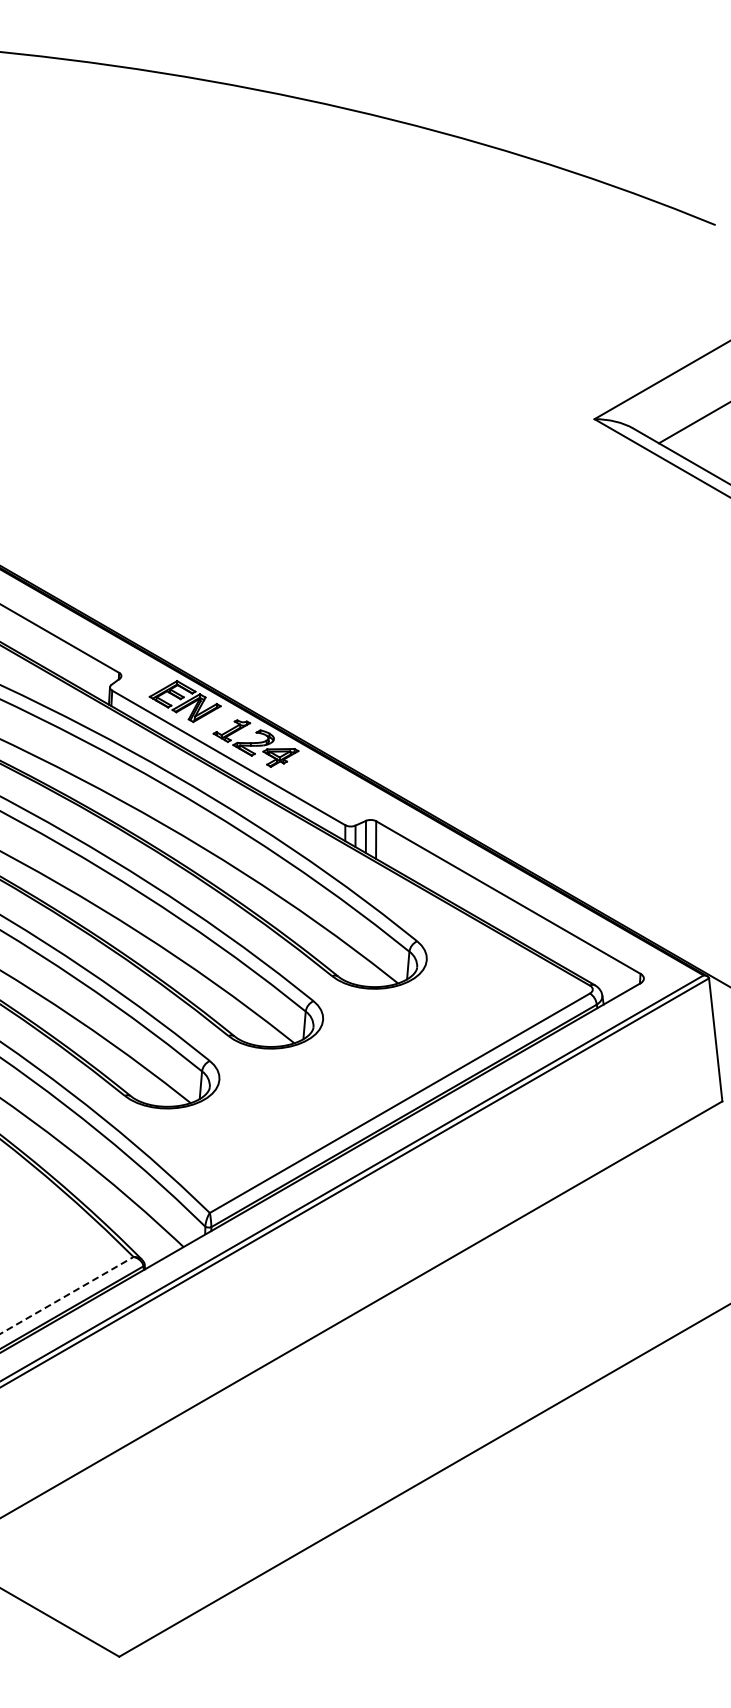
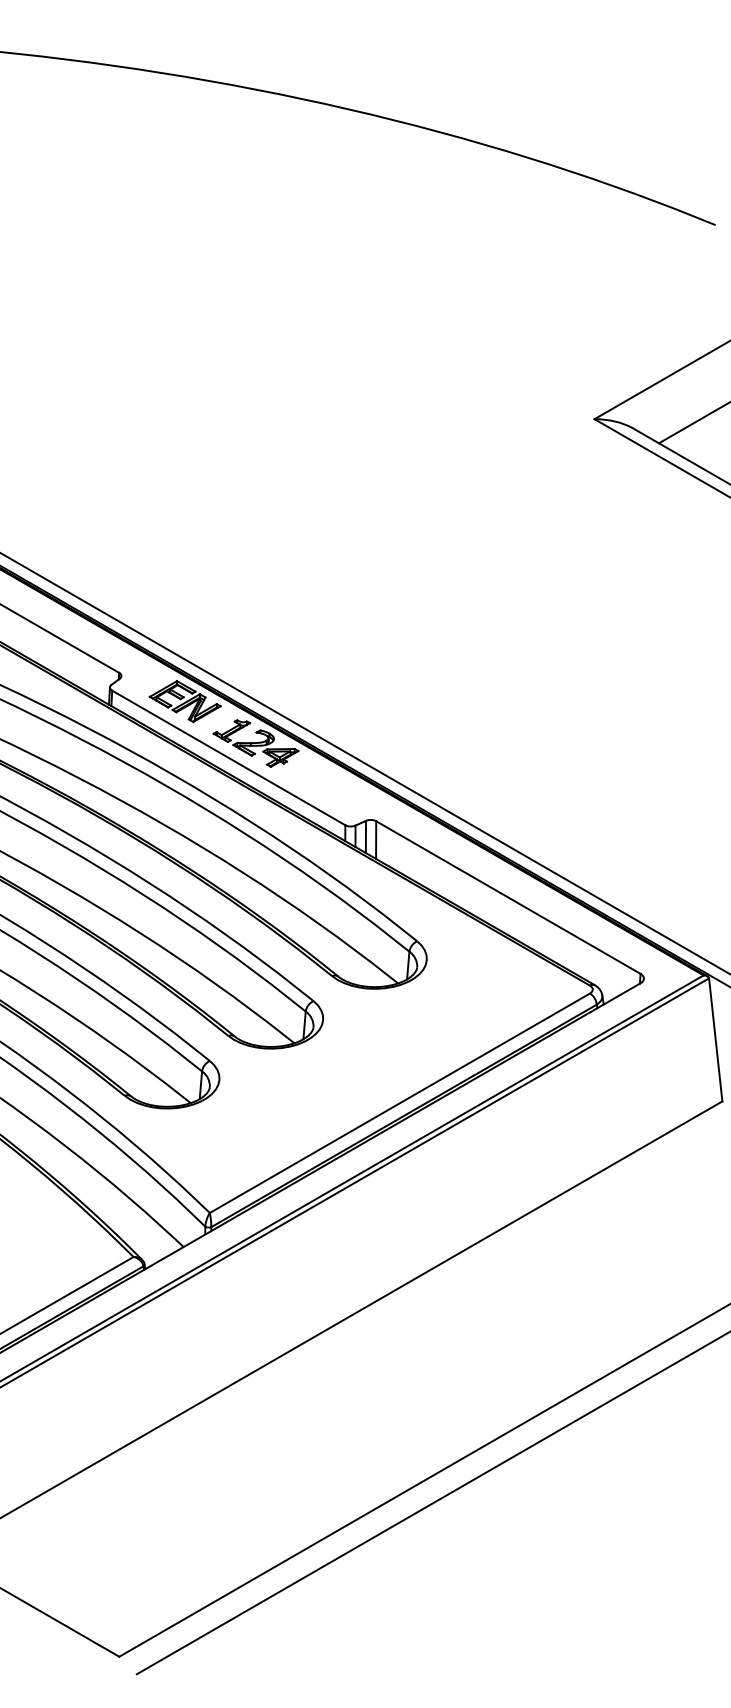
line: none -> present (364, 763)
line: dashed -> solid (66, 1295)
line: none -> present (431, 1503)
